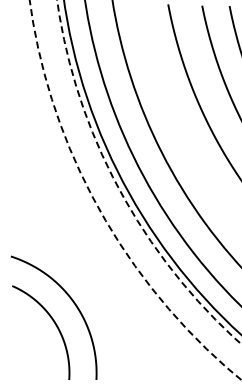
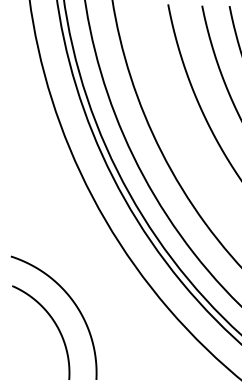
arc: dashed -> solid (119, 189)
arc: dashed -> solid (98, 207)
